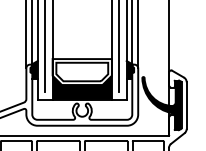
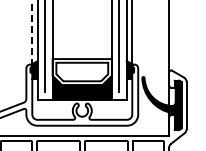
line: solid -> dashed (32, 32)
line: present -> none (26, 35)
line: present -> none (138, 35)
